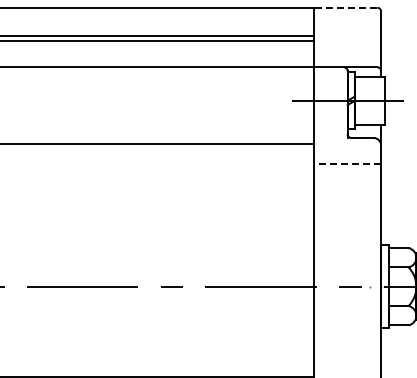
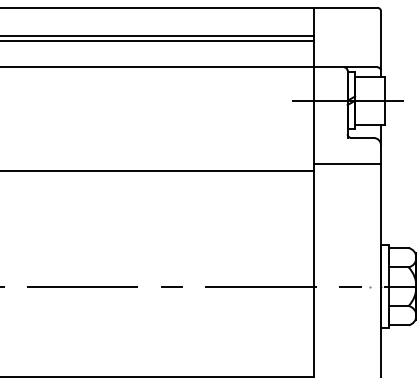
line: dashed -> solid (345, 7)
line position: (158, 143) -> (158, 170) (158, 170)
line: dashed -> solid (347, 163)
